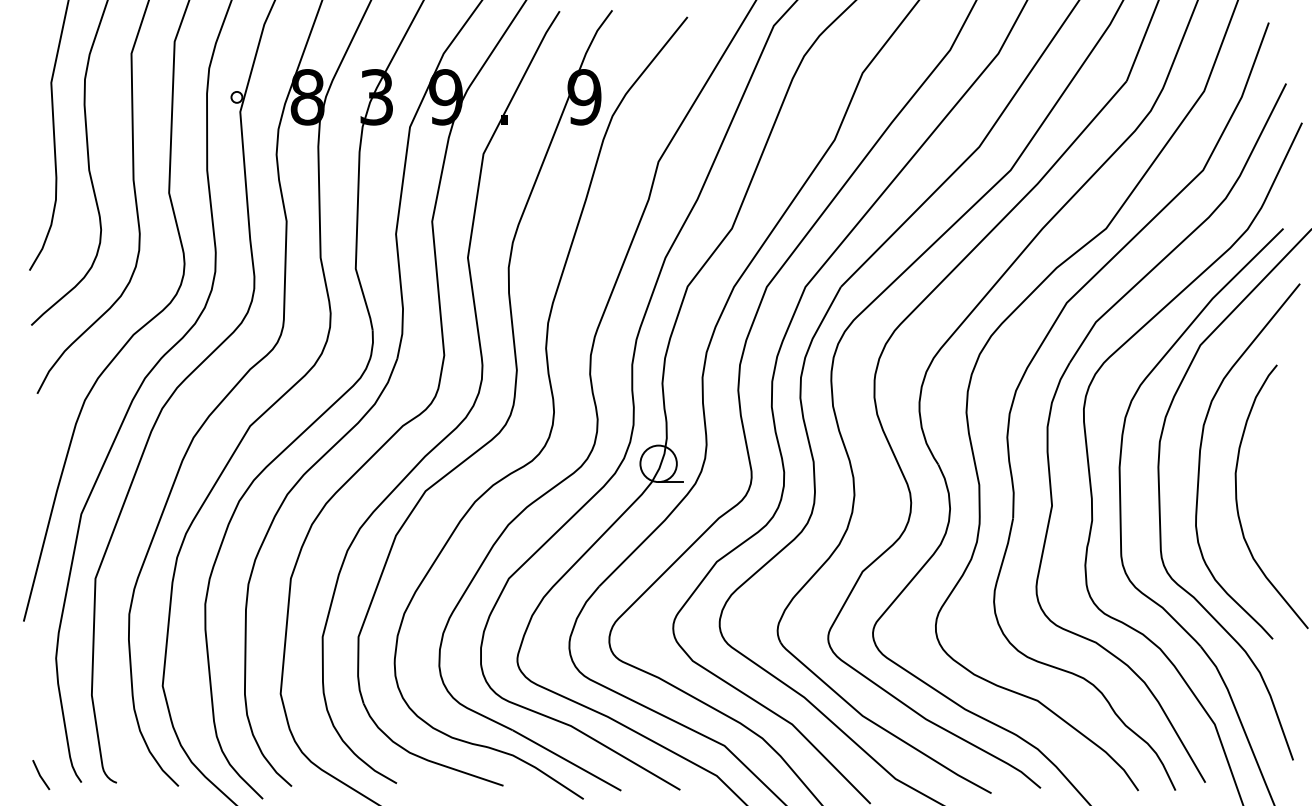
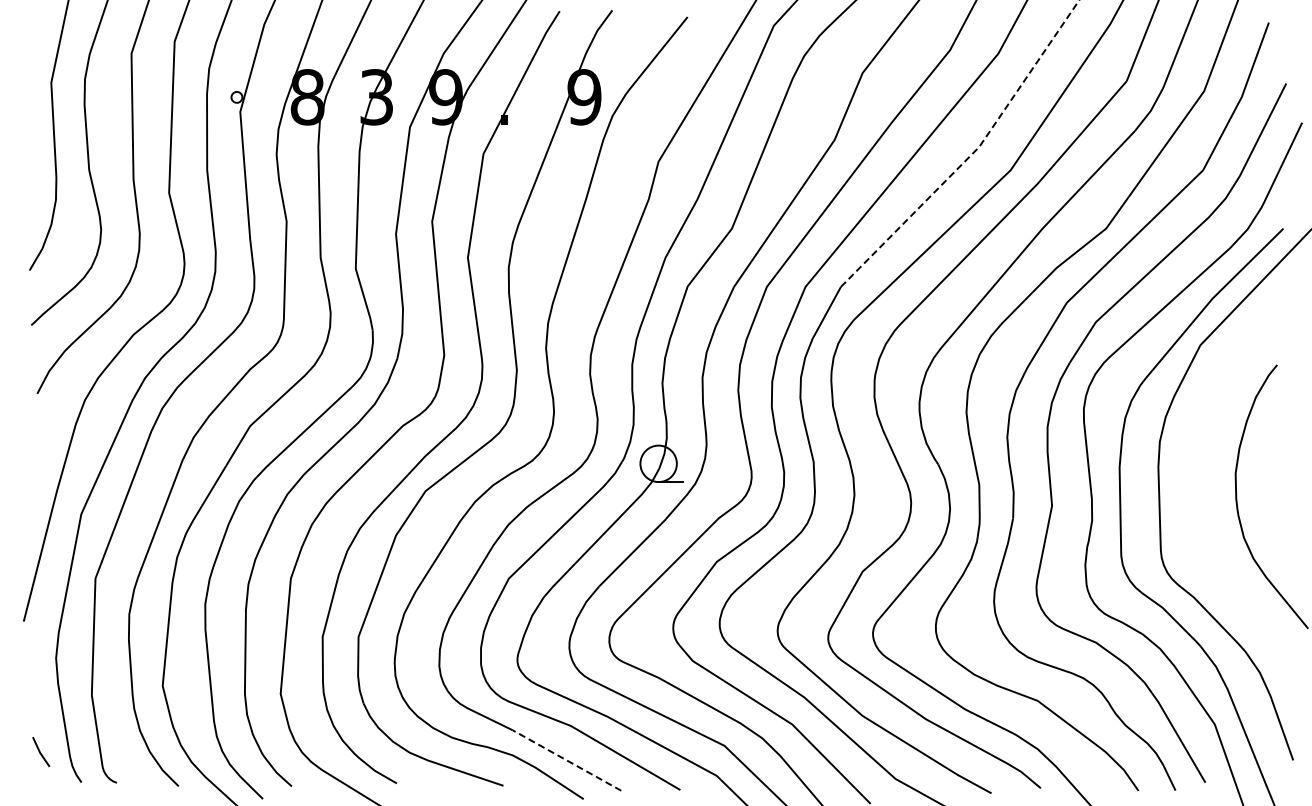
line: solid -> dashed (972, 153)
curve: present -> none (1200, 461)
line: solid -> dashed (566, 760)
line position: (40, 774) -> (40, 751) (40, 751)
